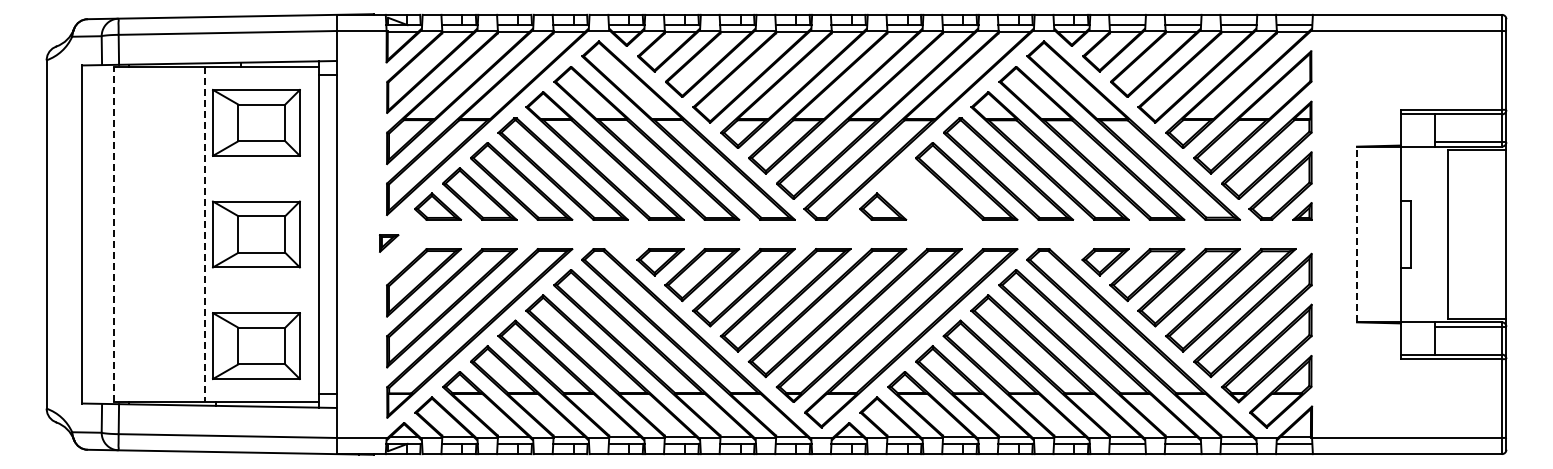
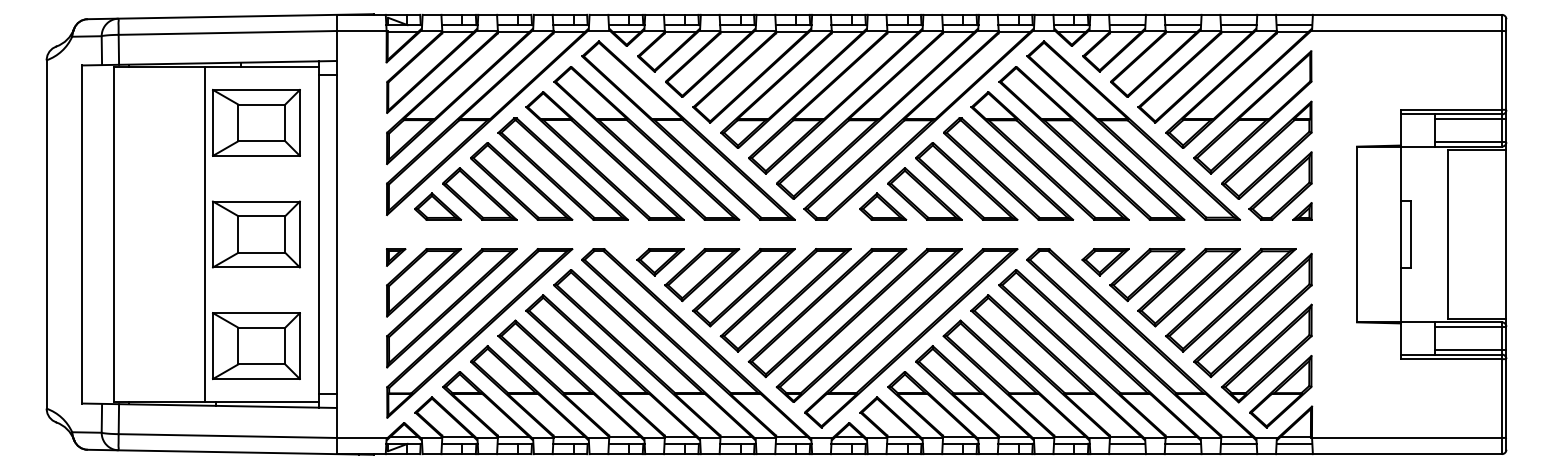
line: none -> present (1470, 118)
part: none -> present (924, 193)
line: dashed -> solid (113, 234)
line: dashed -> solid (1357, 234)
line: dashed -> solid (204, 235)
part position: (389, 243) -> (396, 257) (396, 257)
line: none -> present (1470, 350)
